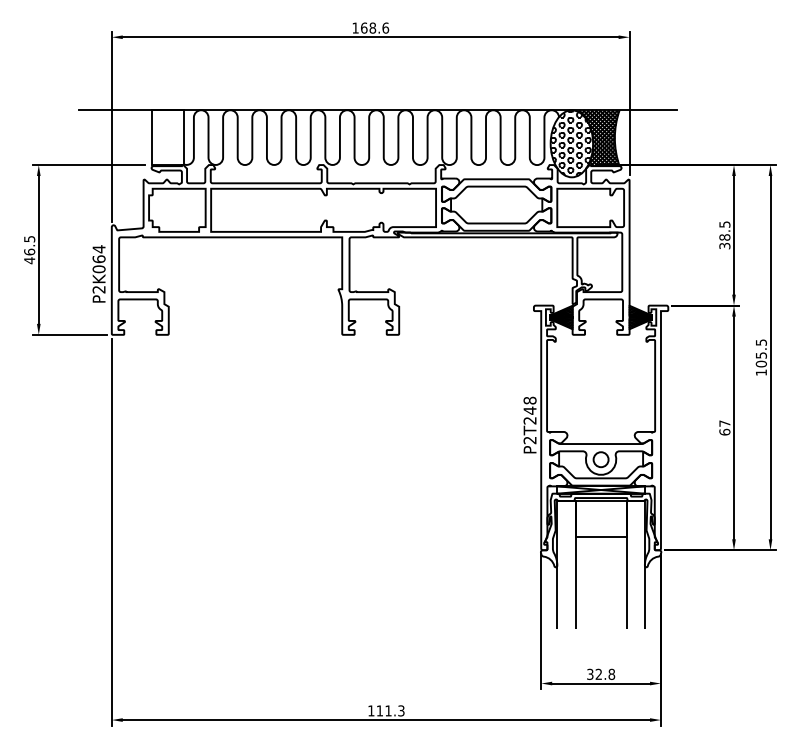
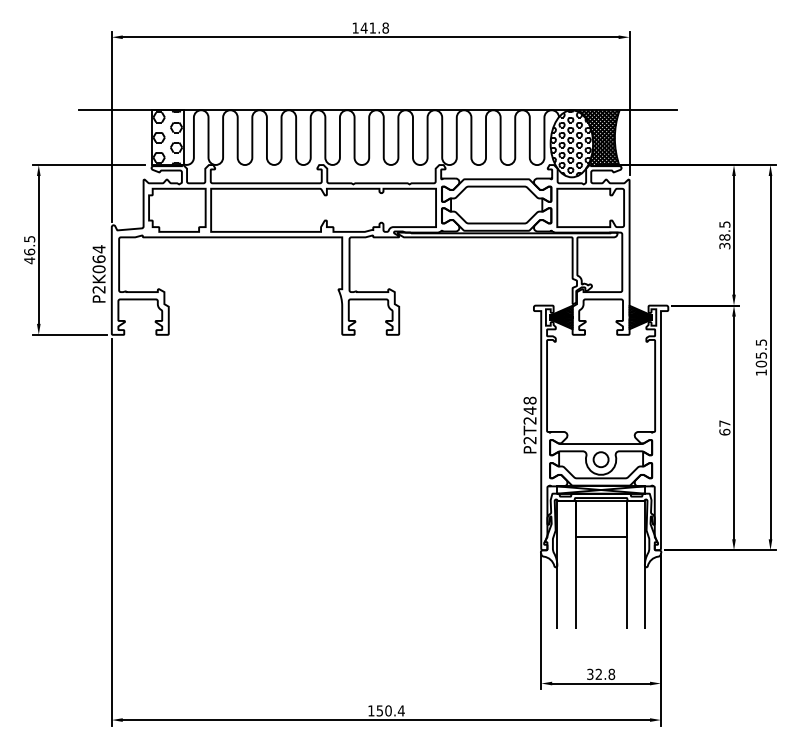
text: 168.6 -> 141.8 (374, 27)
hatch: none -> present (167, 137)
text: 111.3 -> 150.4 (390, 710)
